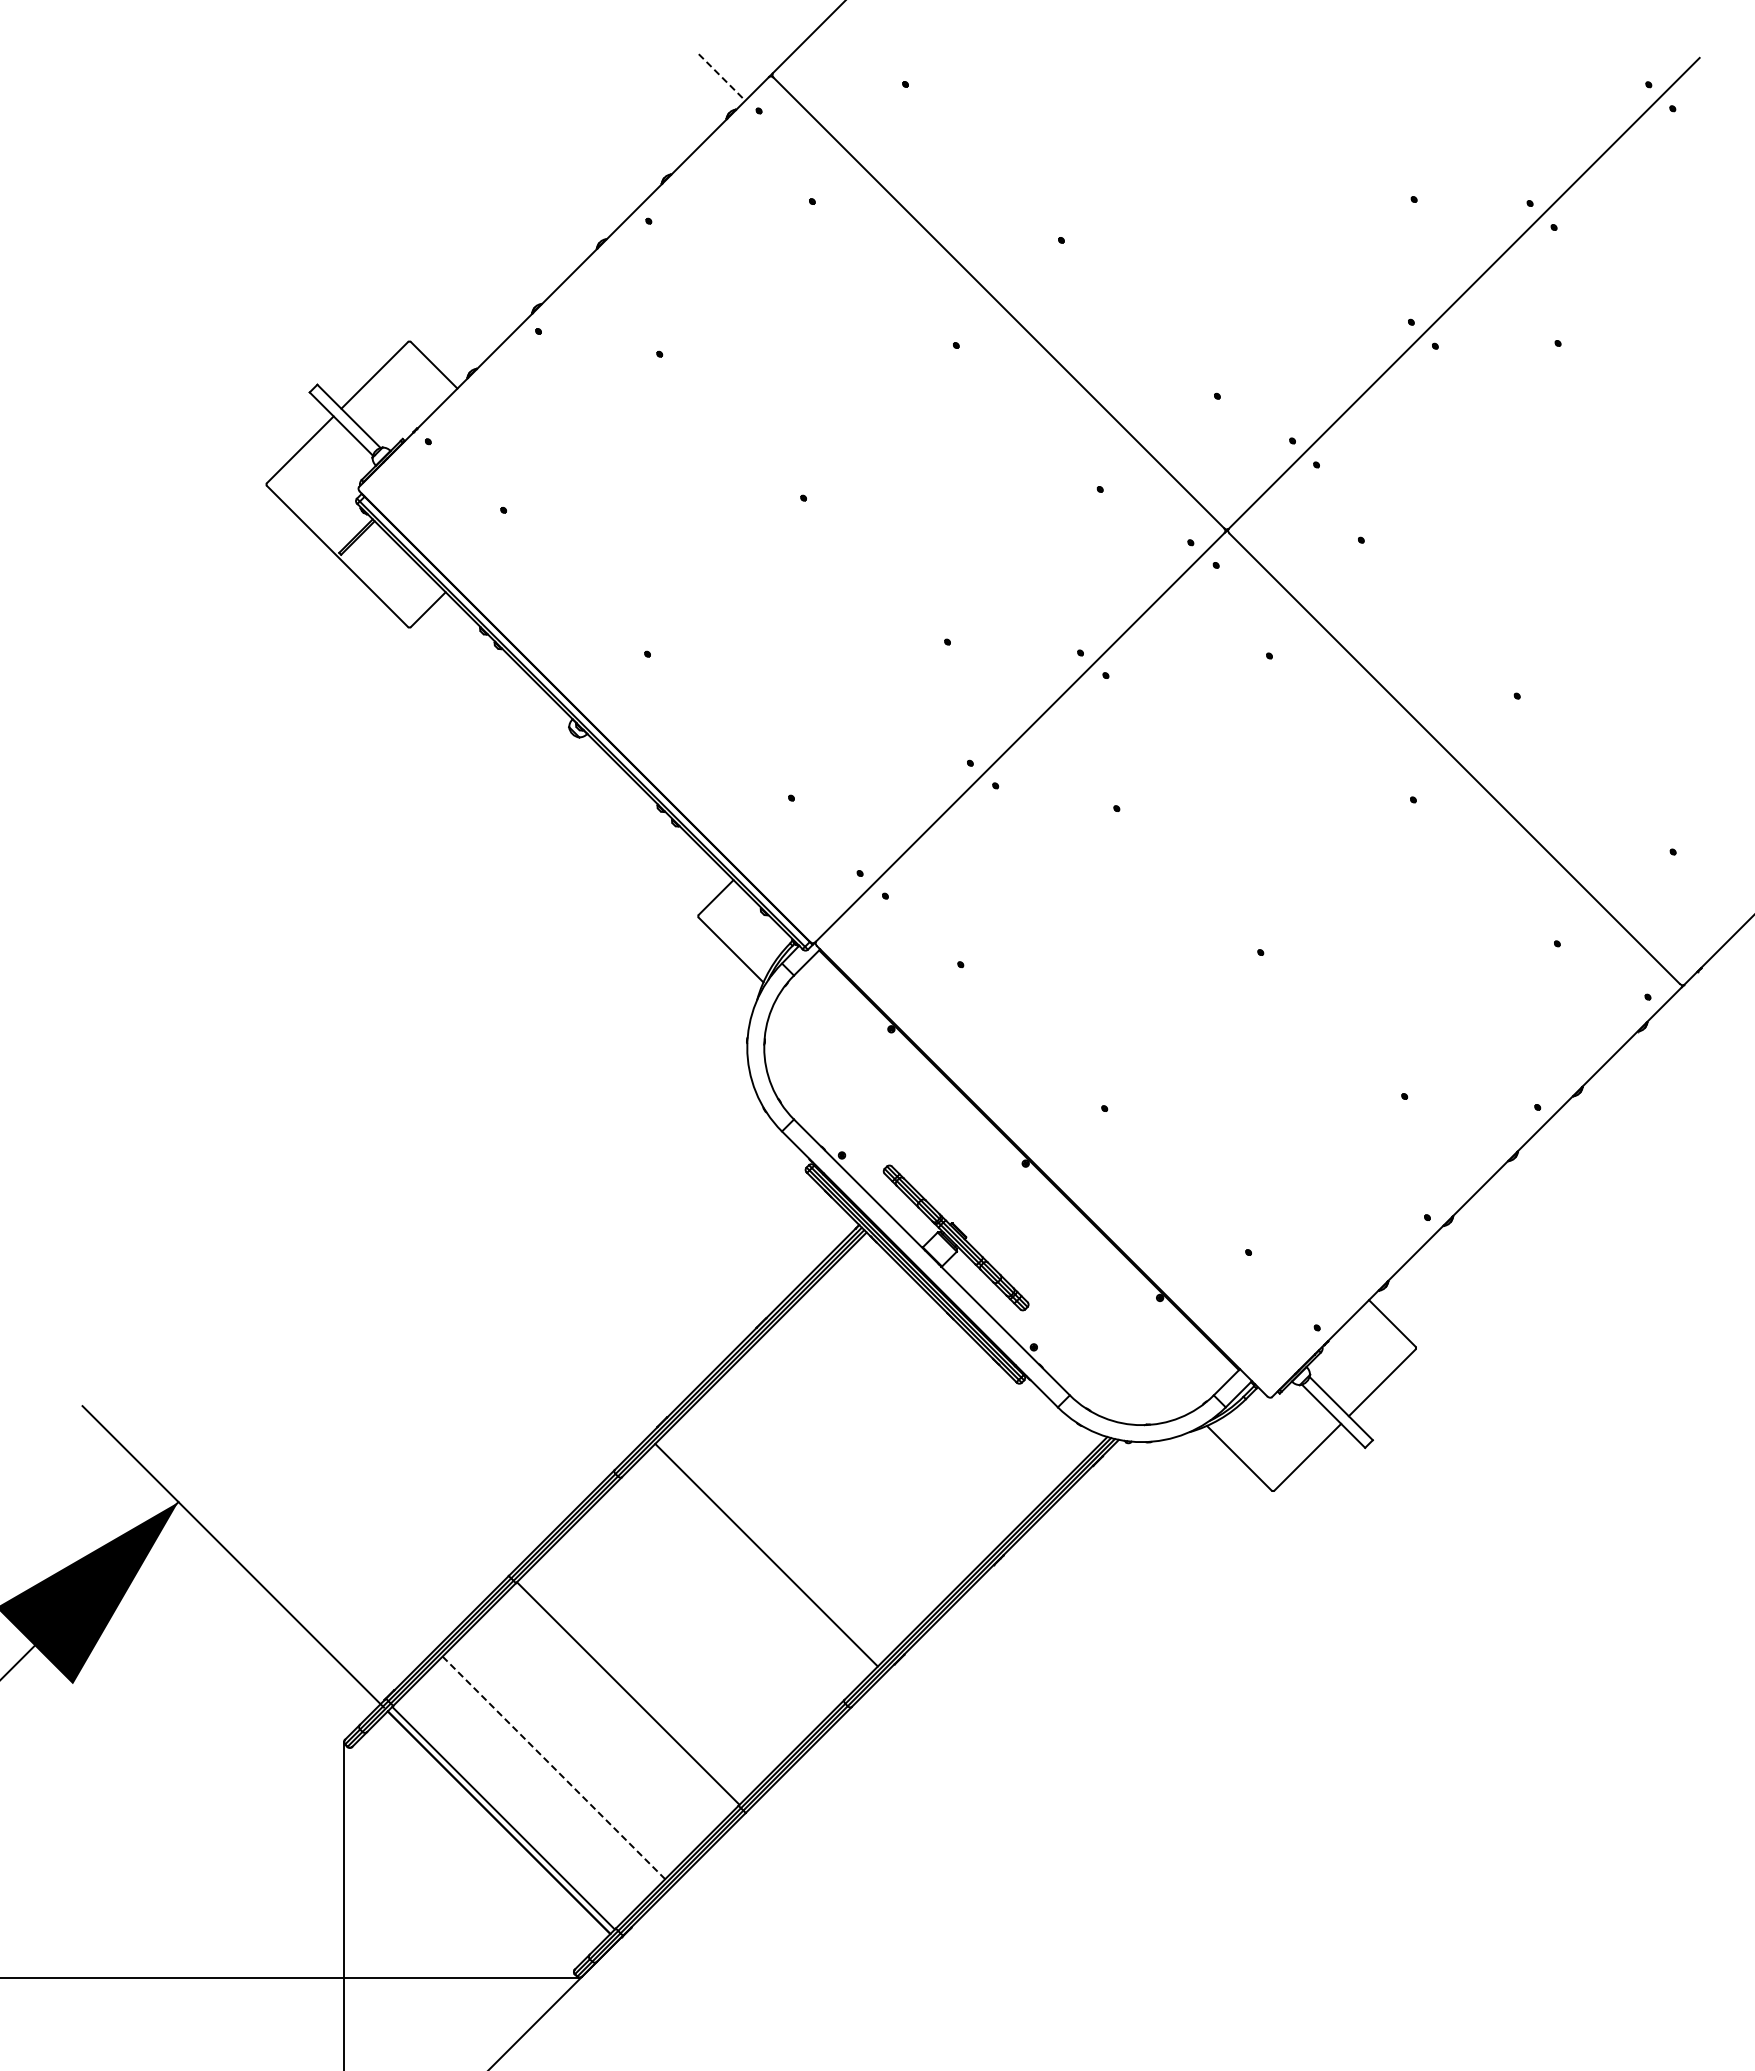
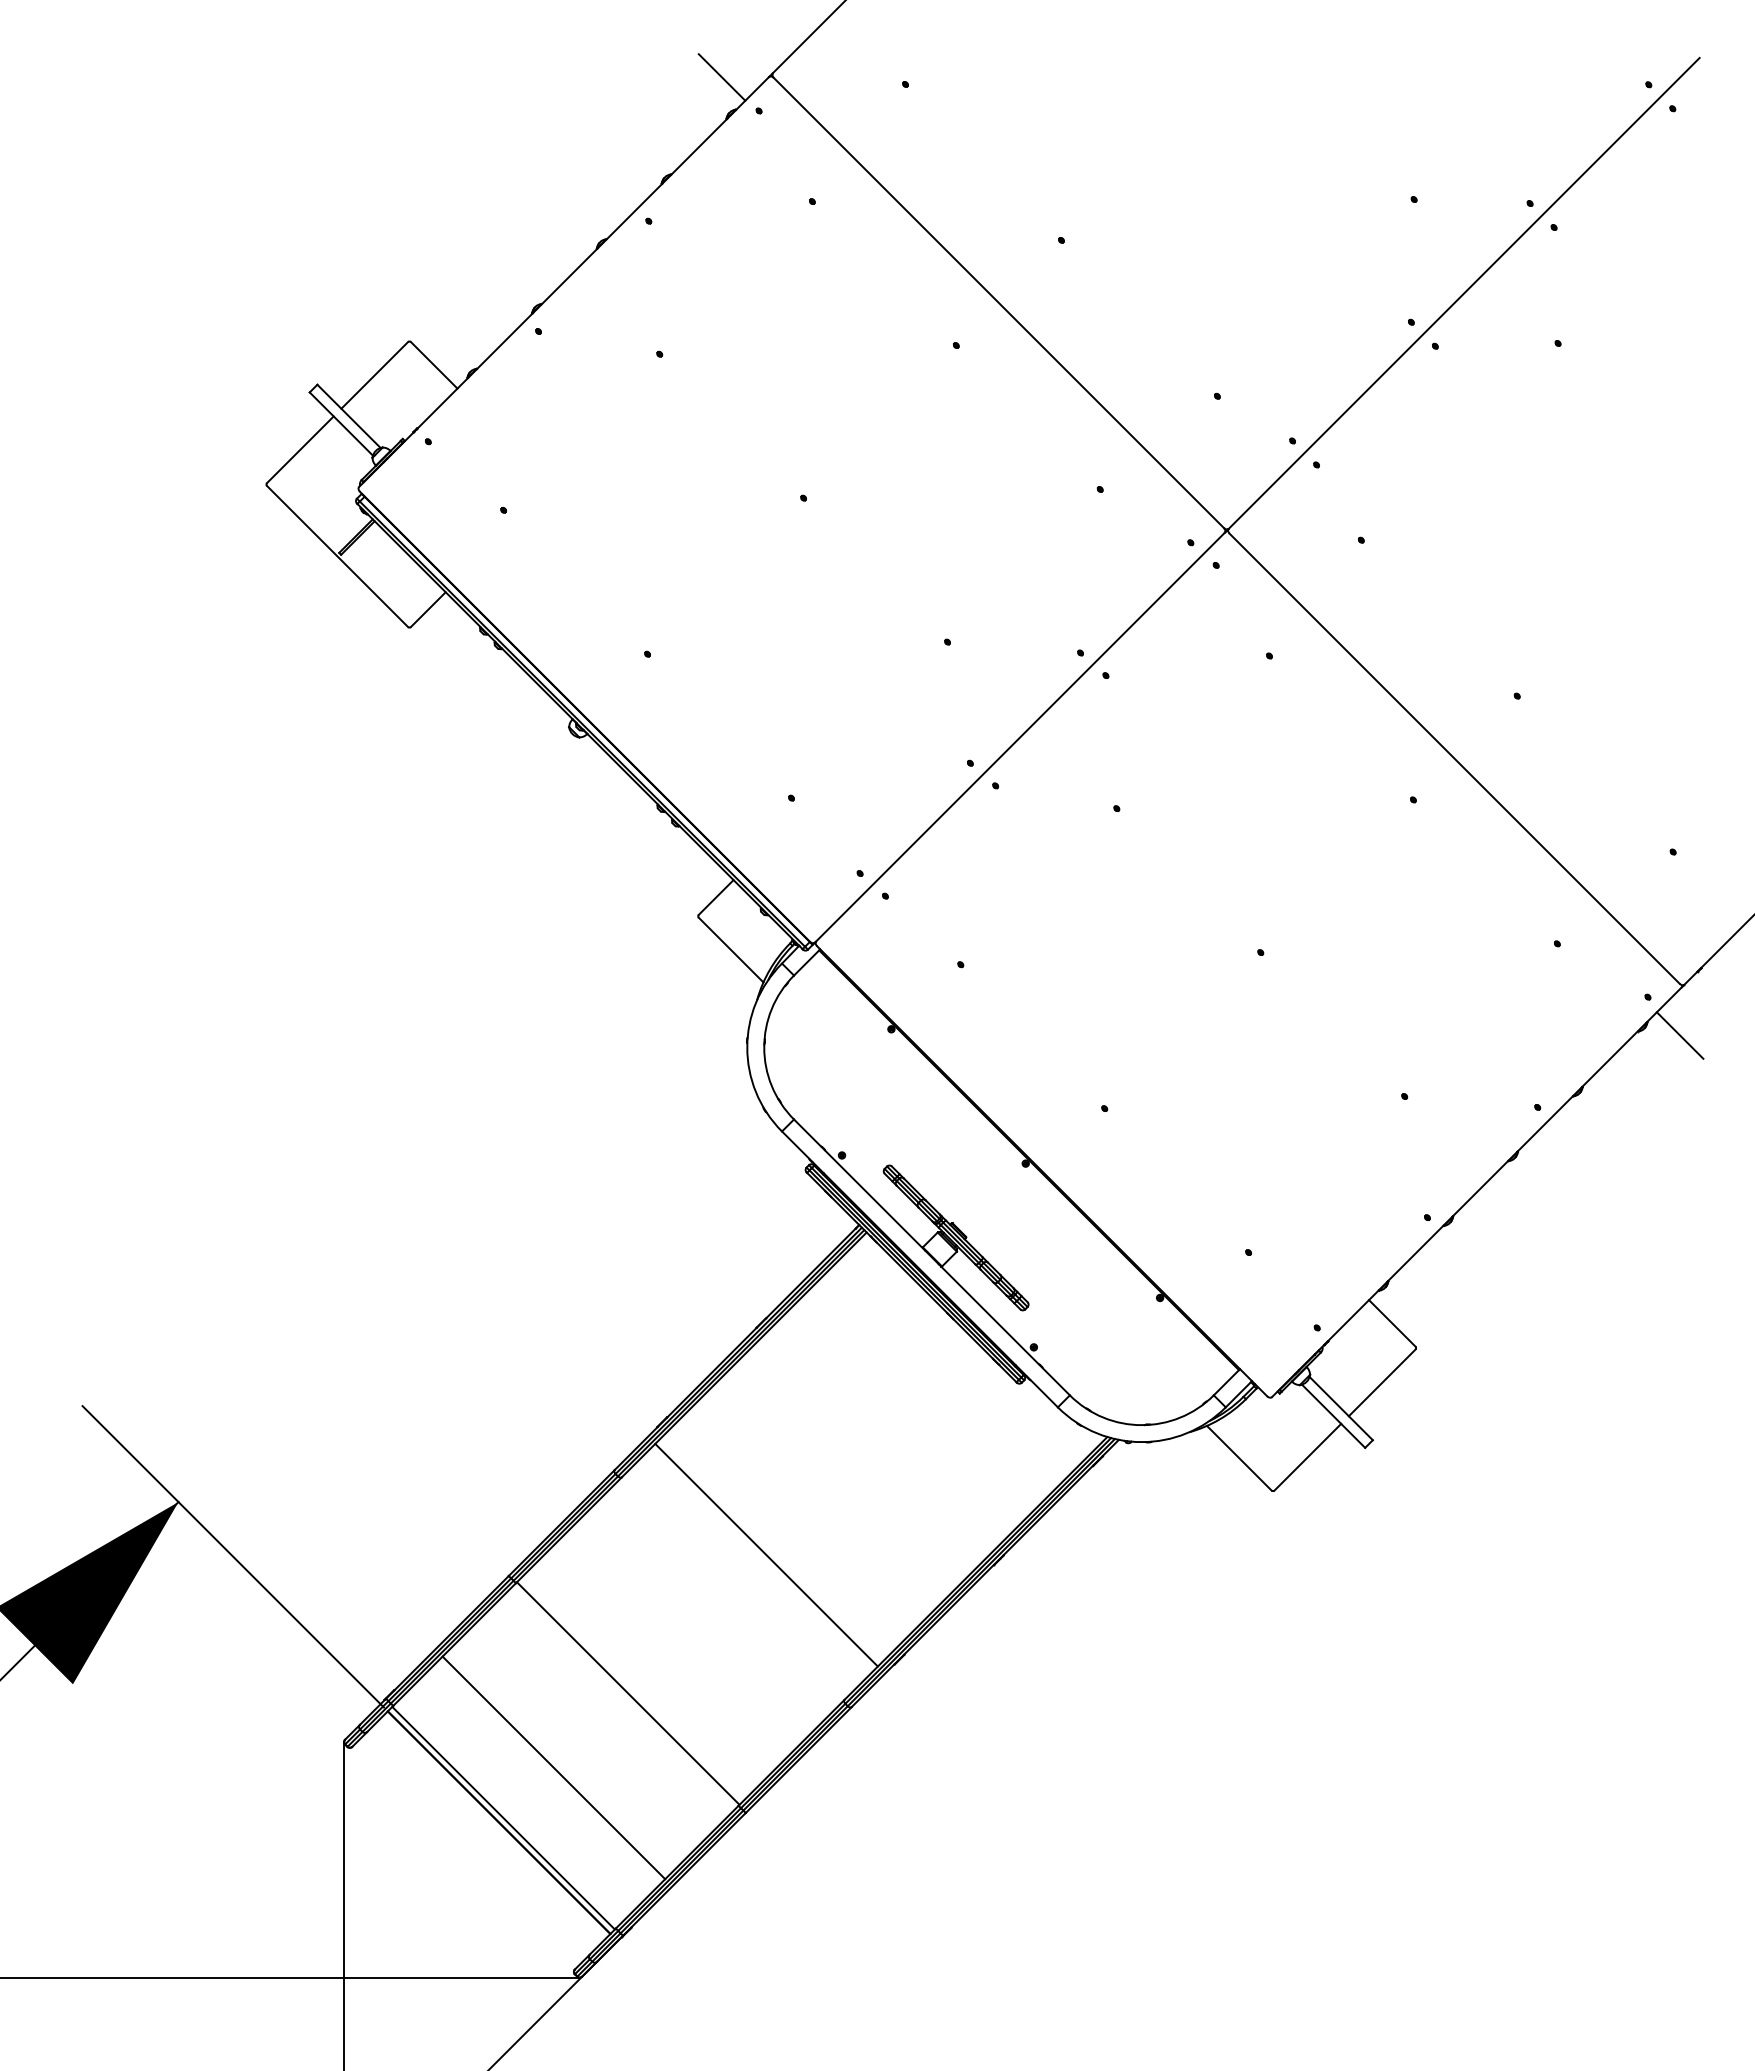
line: dashed -> solid (722, 77)
line: none -> present (1679, 1035)
line: dashed -> solid (554, 1768)
